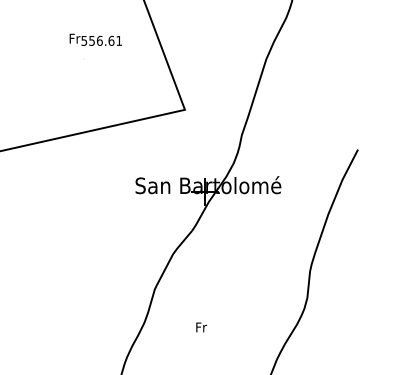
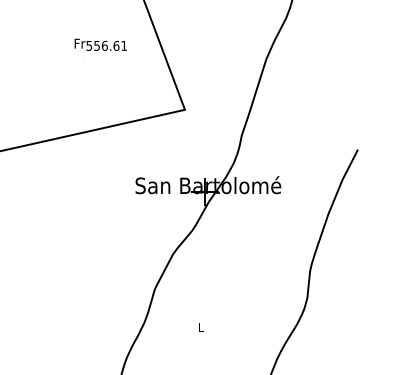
text position: (95, 39) -> (100, 44) (100, 44)
text: Fr -> L (201, 327)
